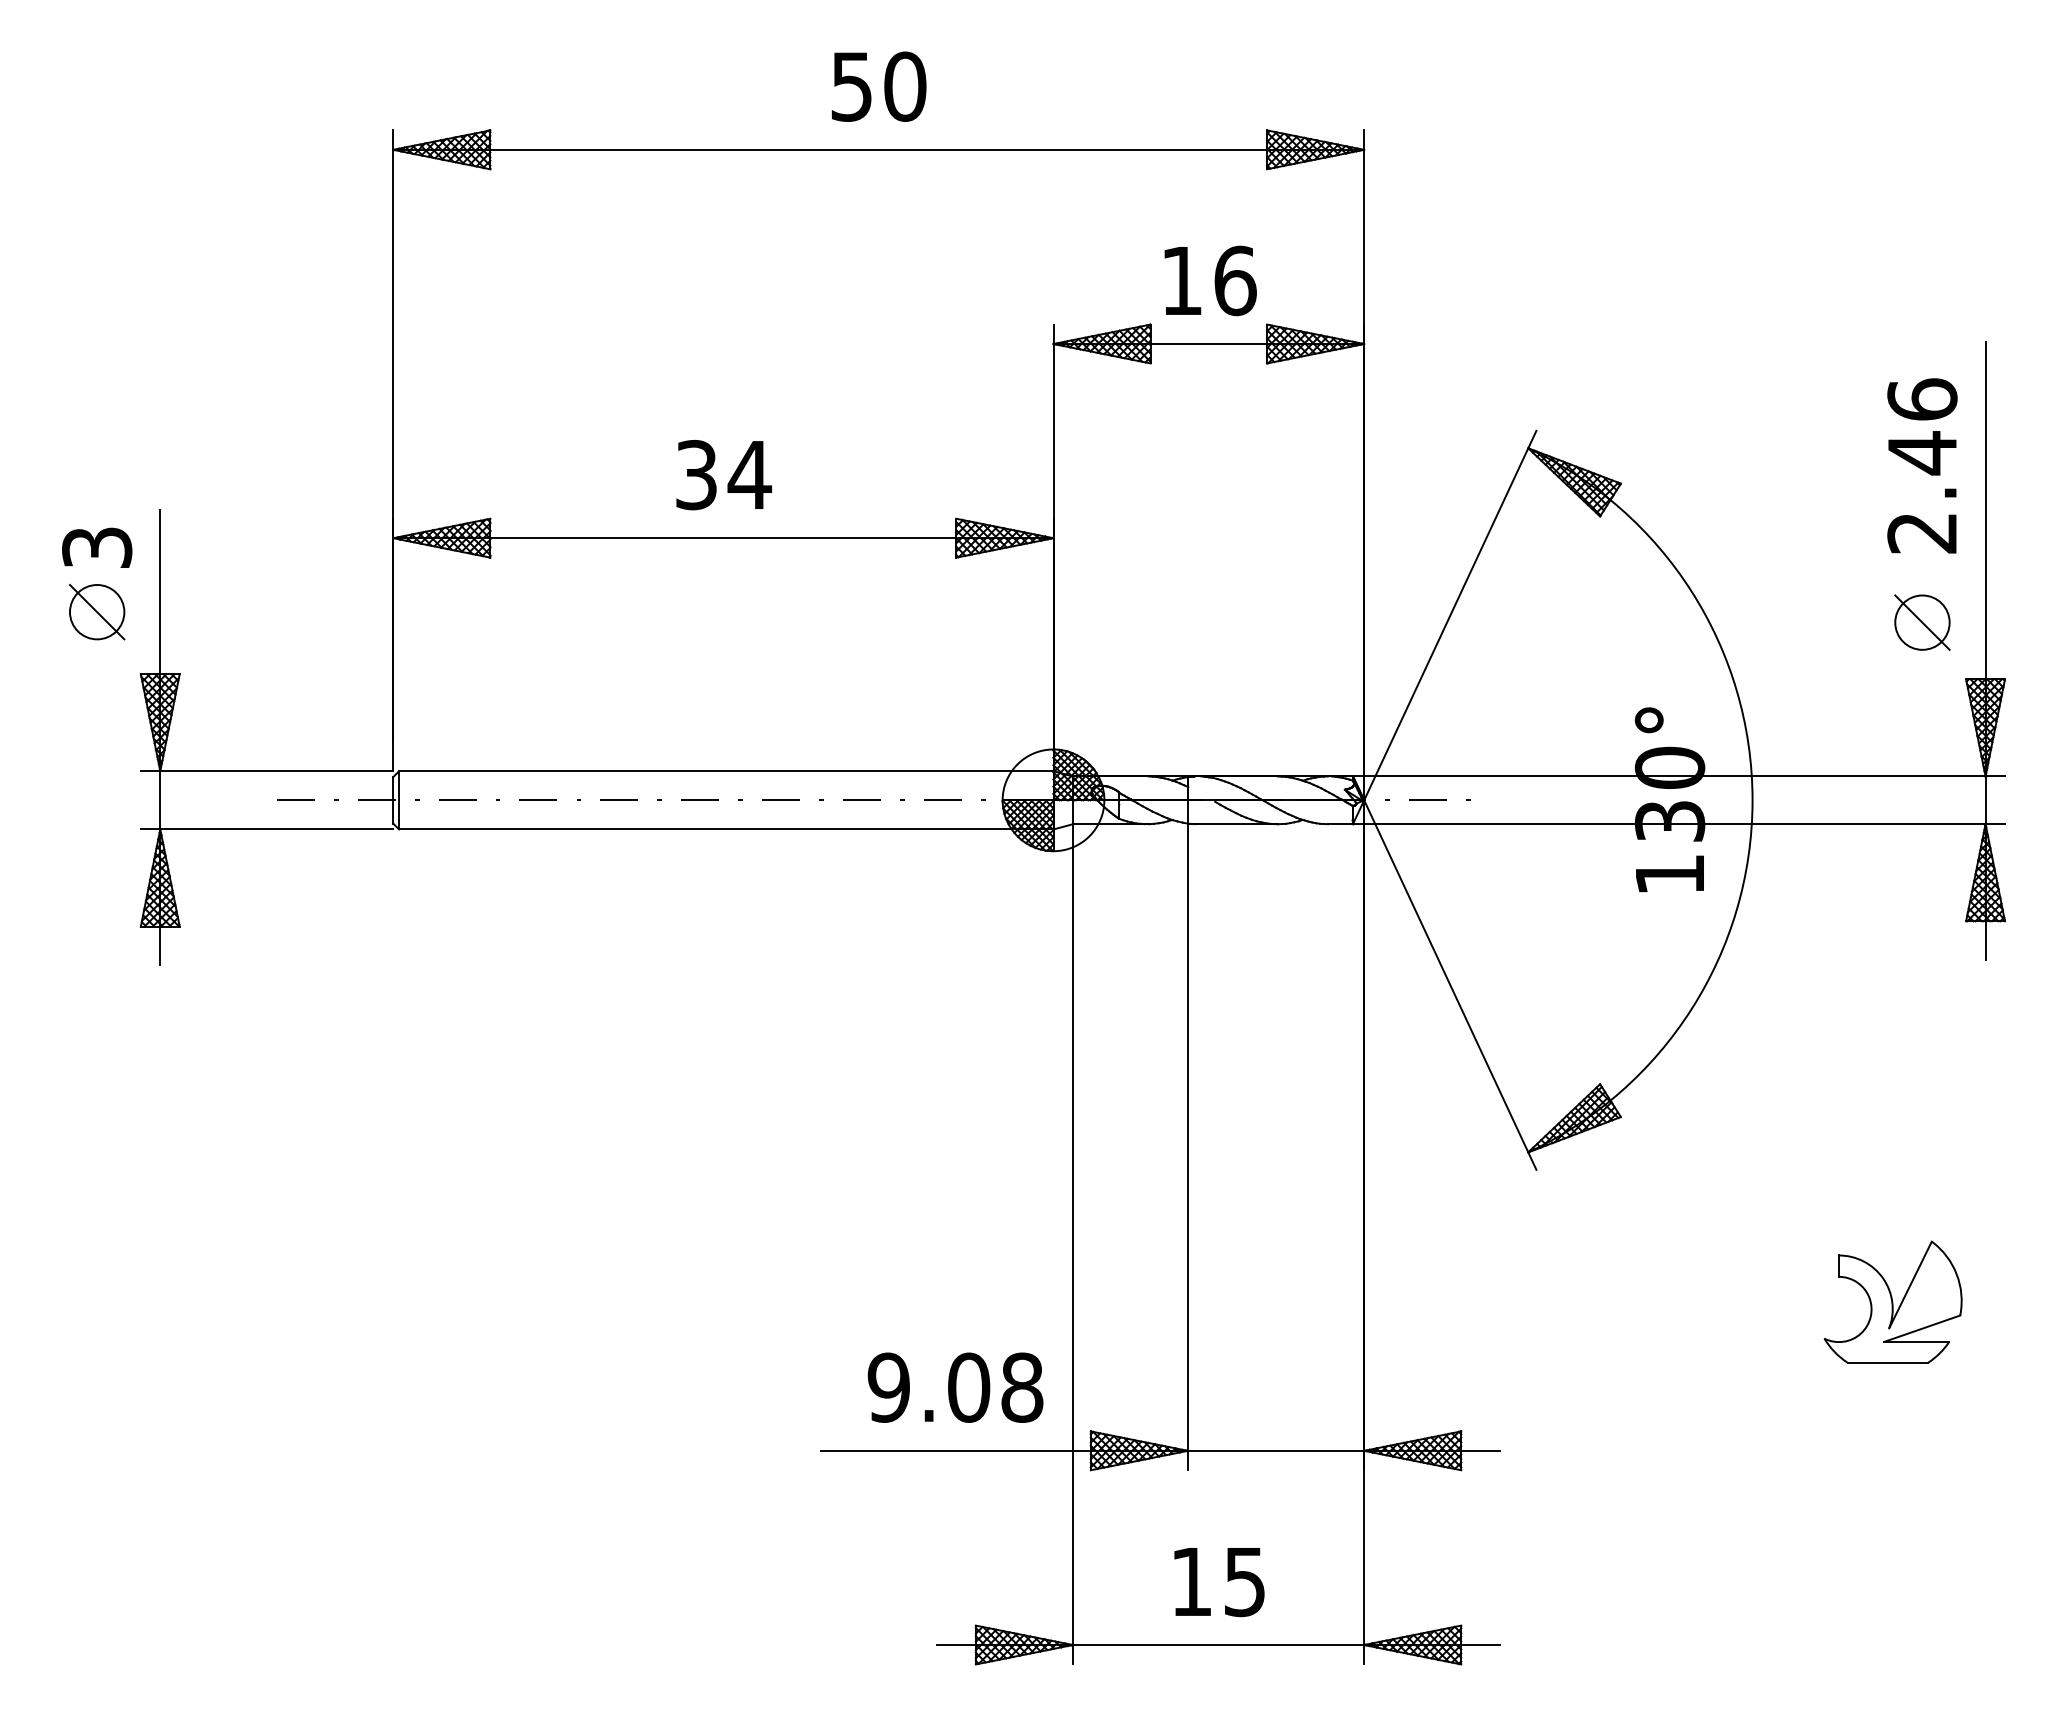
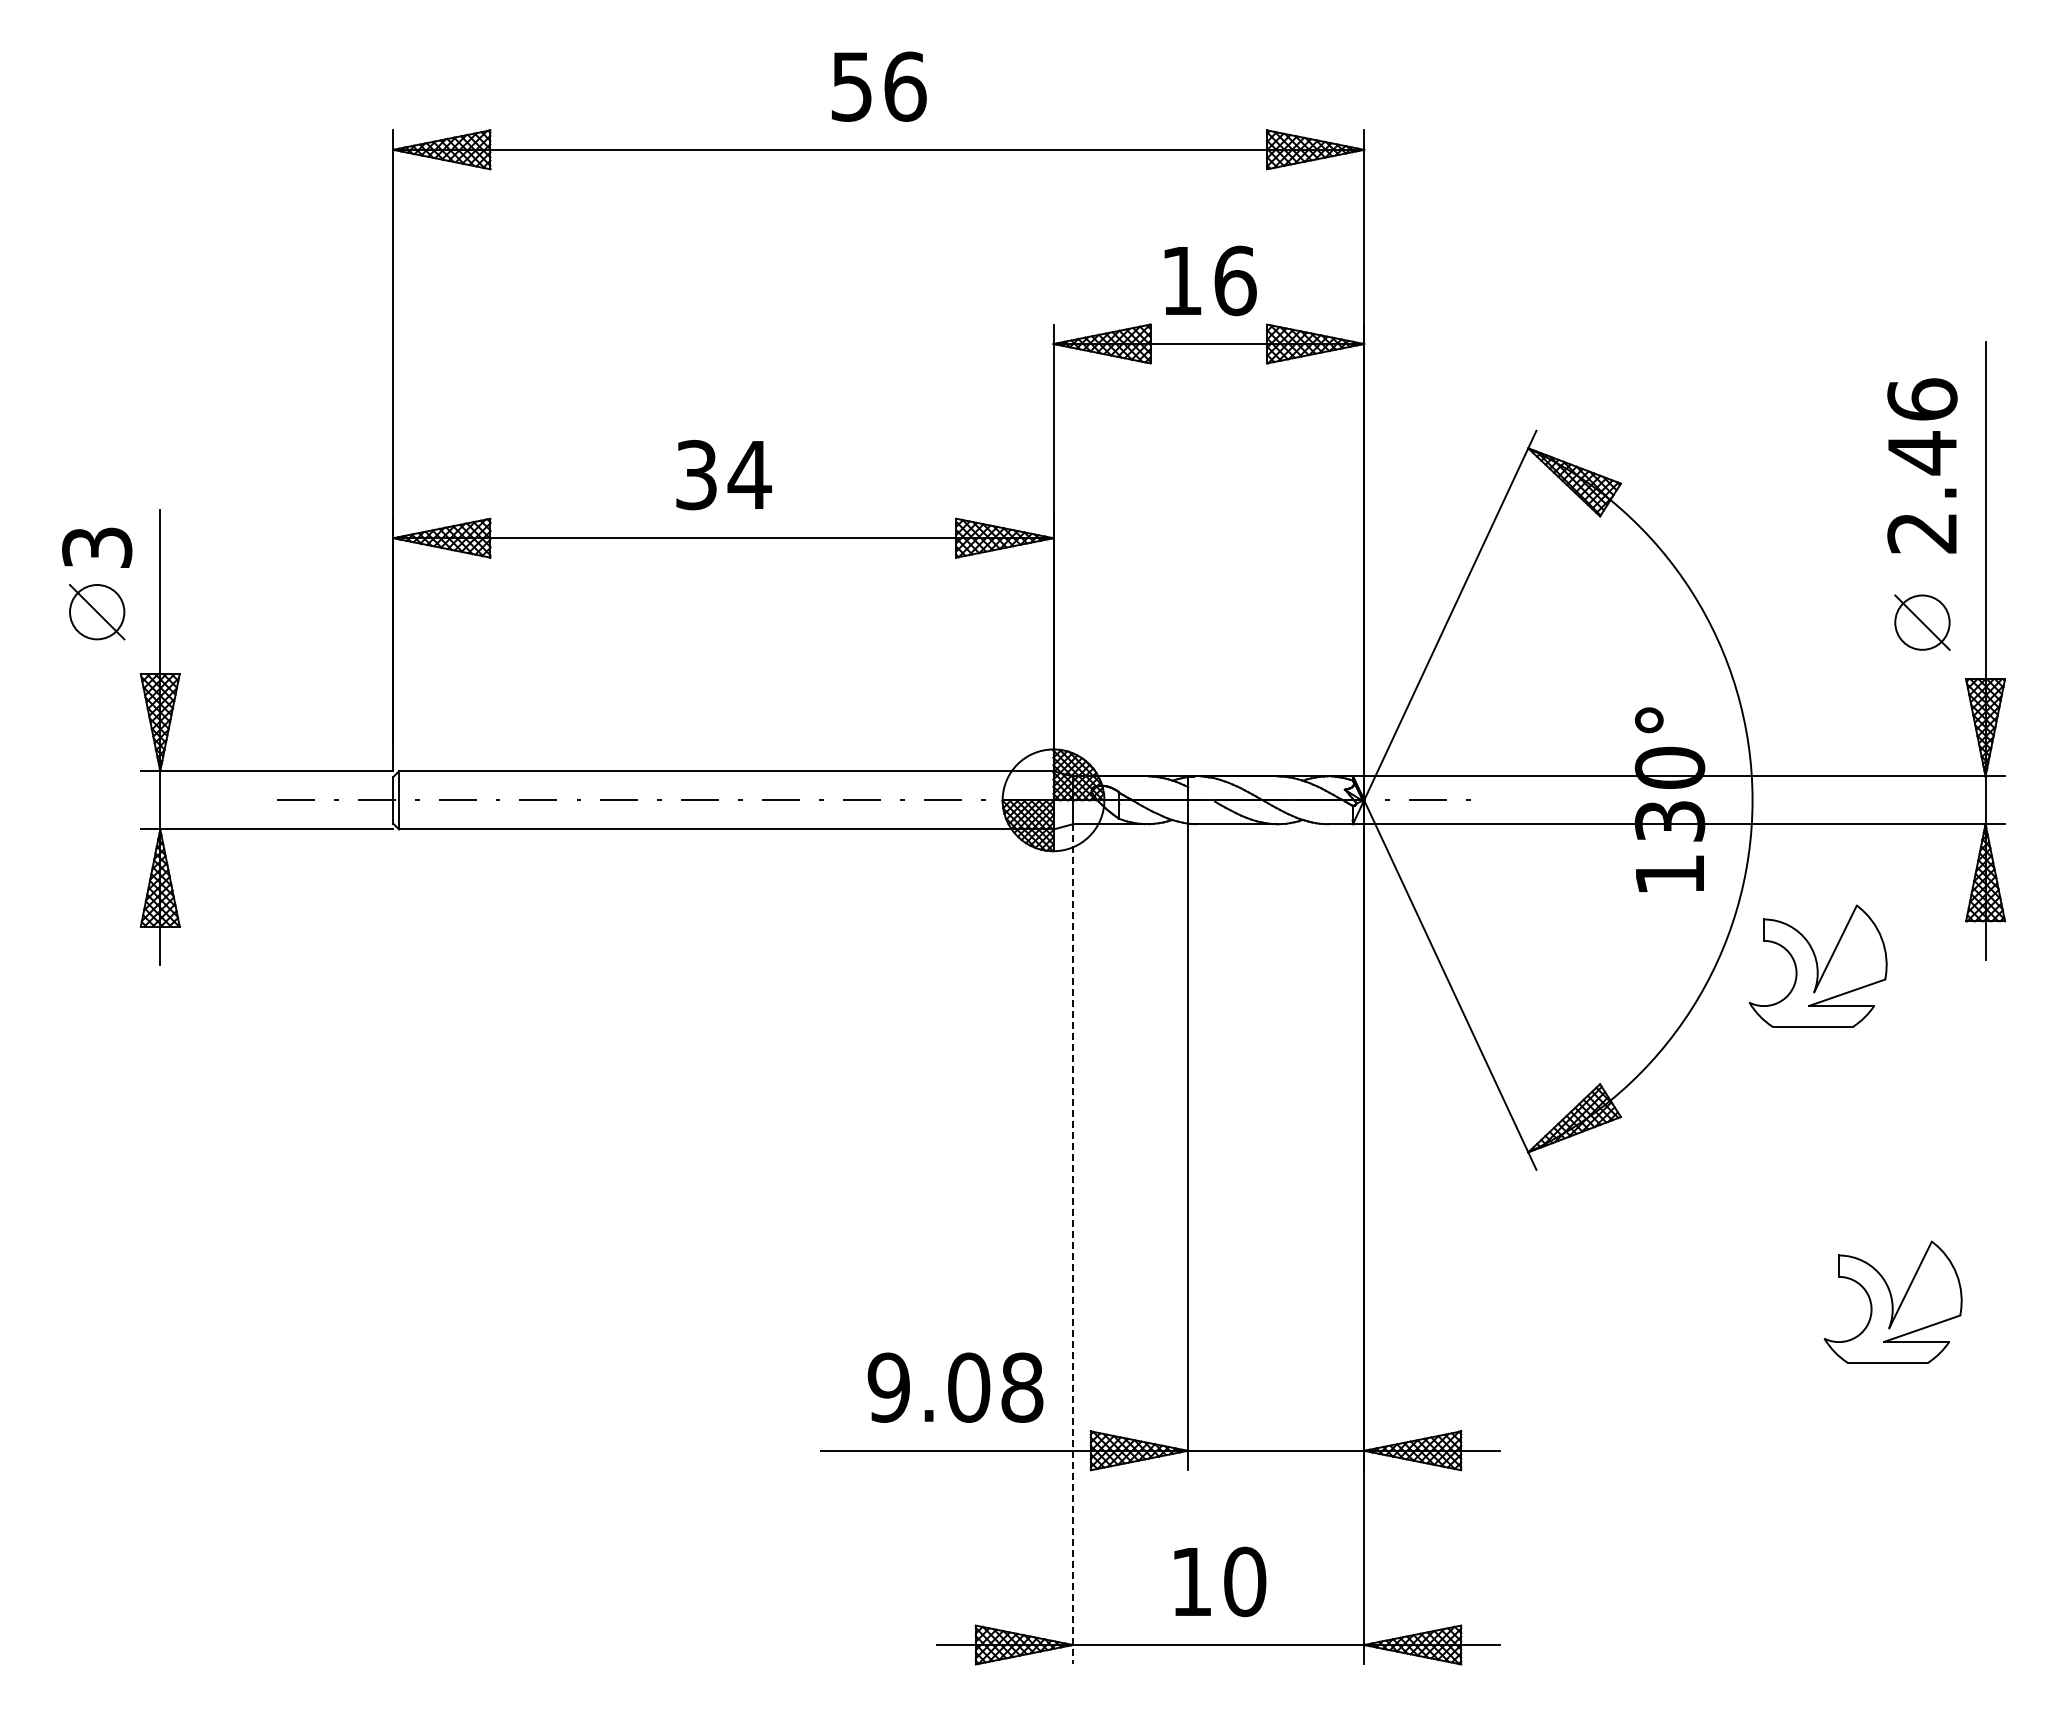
text: 50 -> 56 (905, 86)
part: none -> present (1817, 965)
line: solid -> dashed (1072, 1244)
text: 15 -> 10 (1245, 1581)
